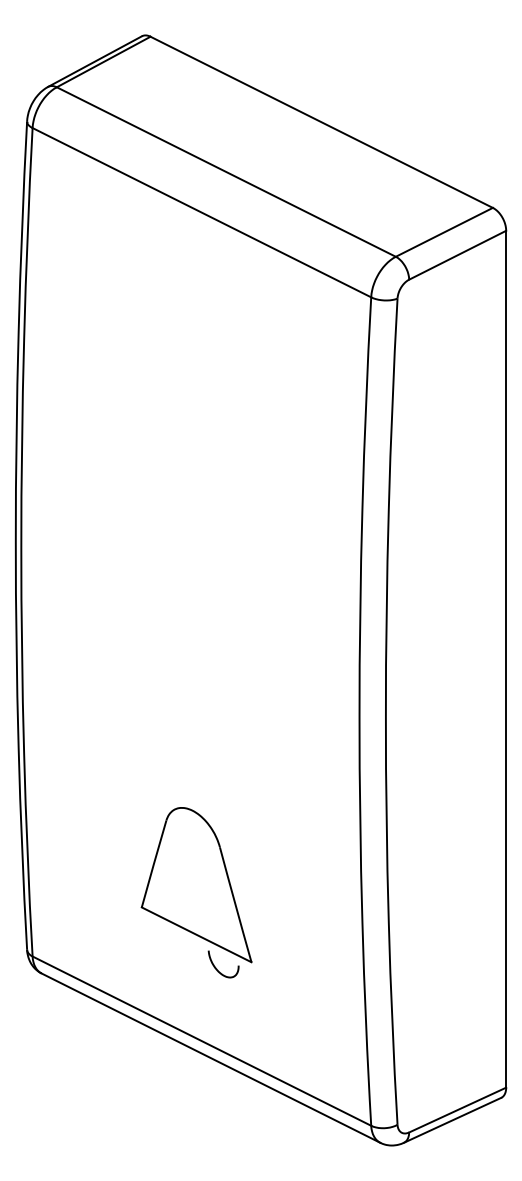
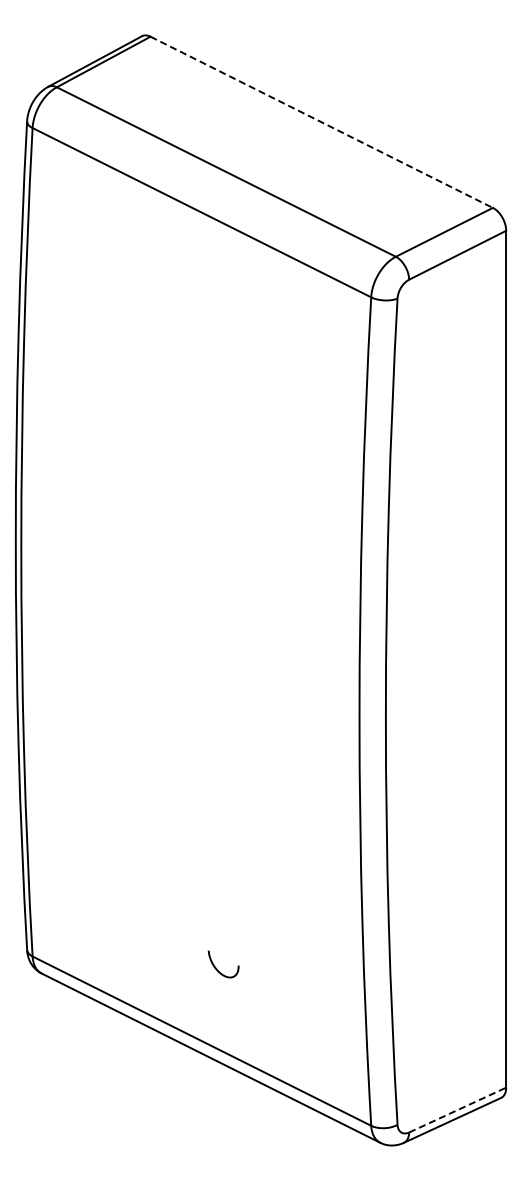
line: solid -> dashed (322, 122)
part: present -> none (196, 885)
line: solid -> dashed (458, 1109)
